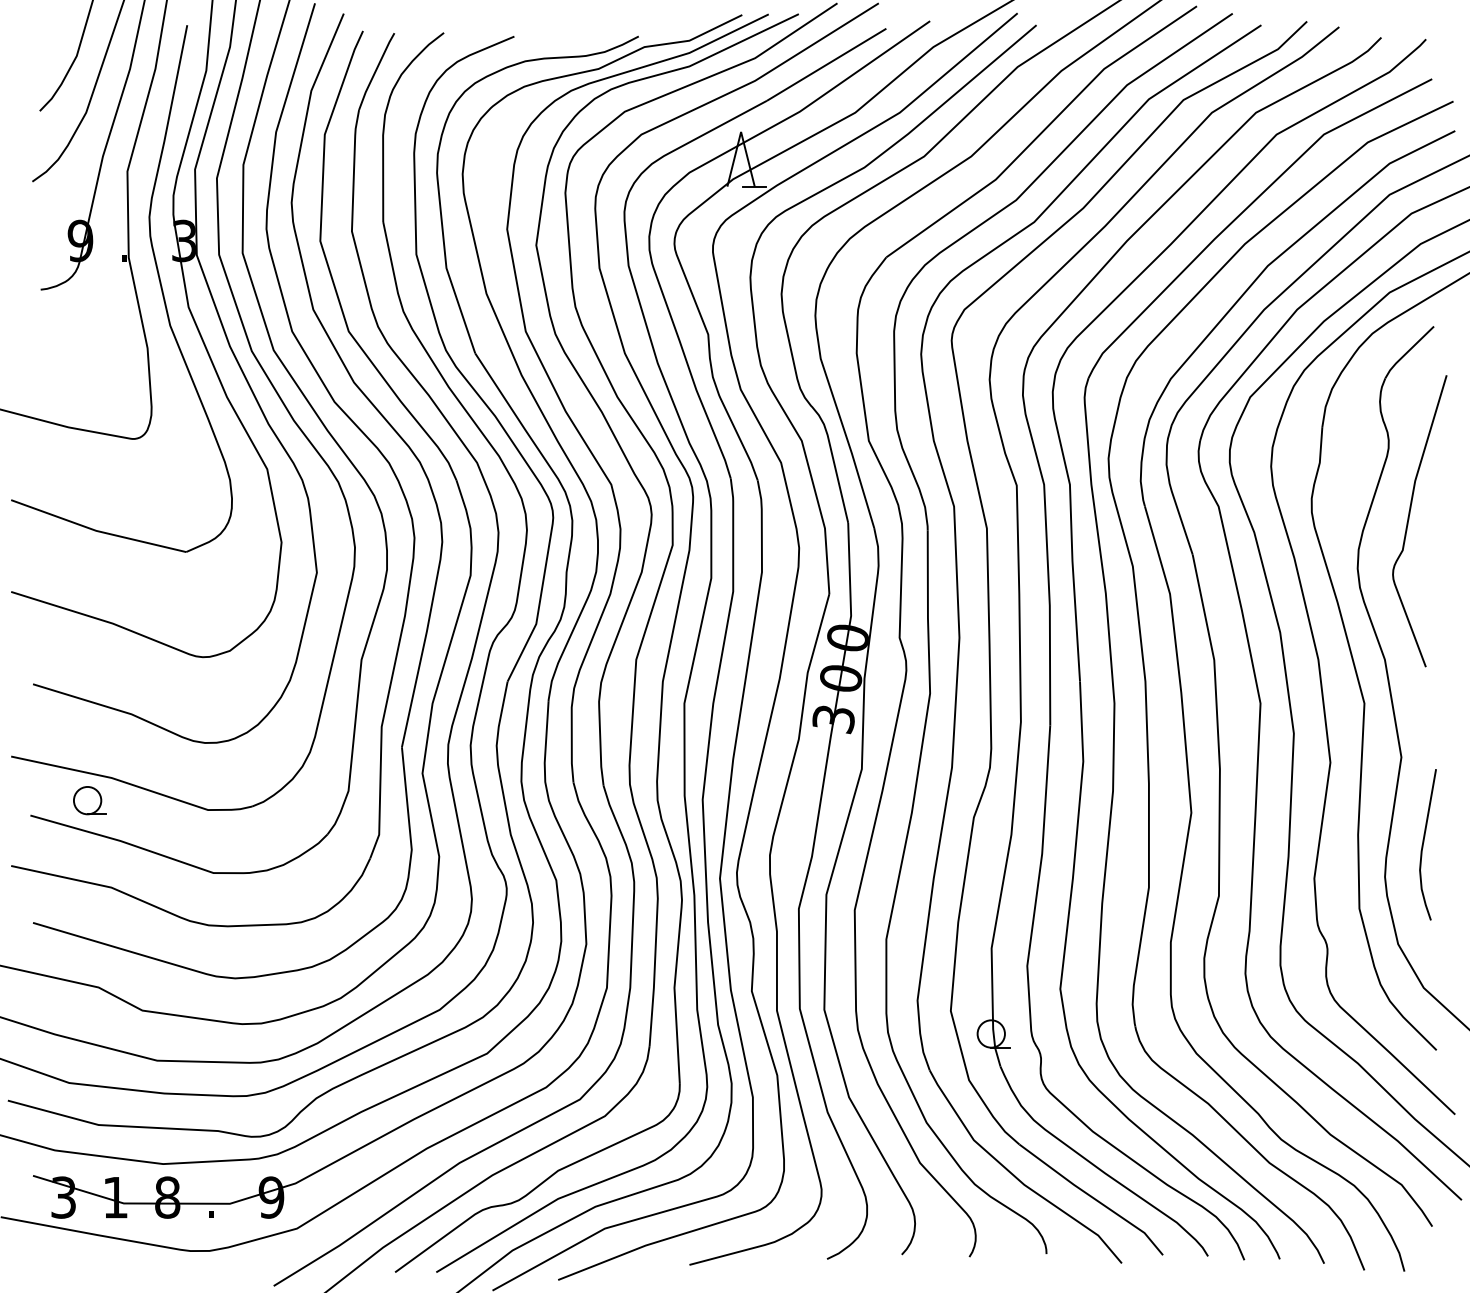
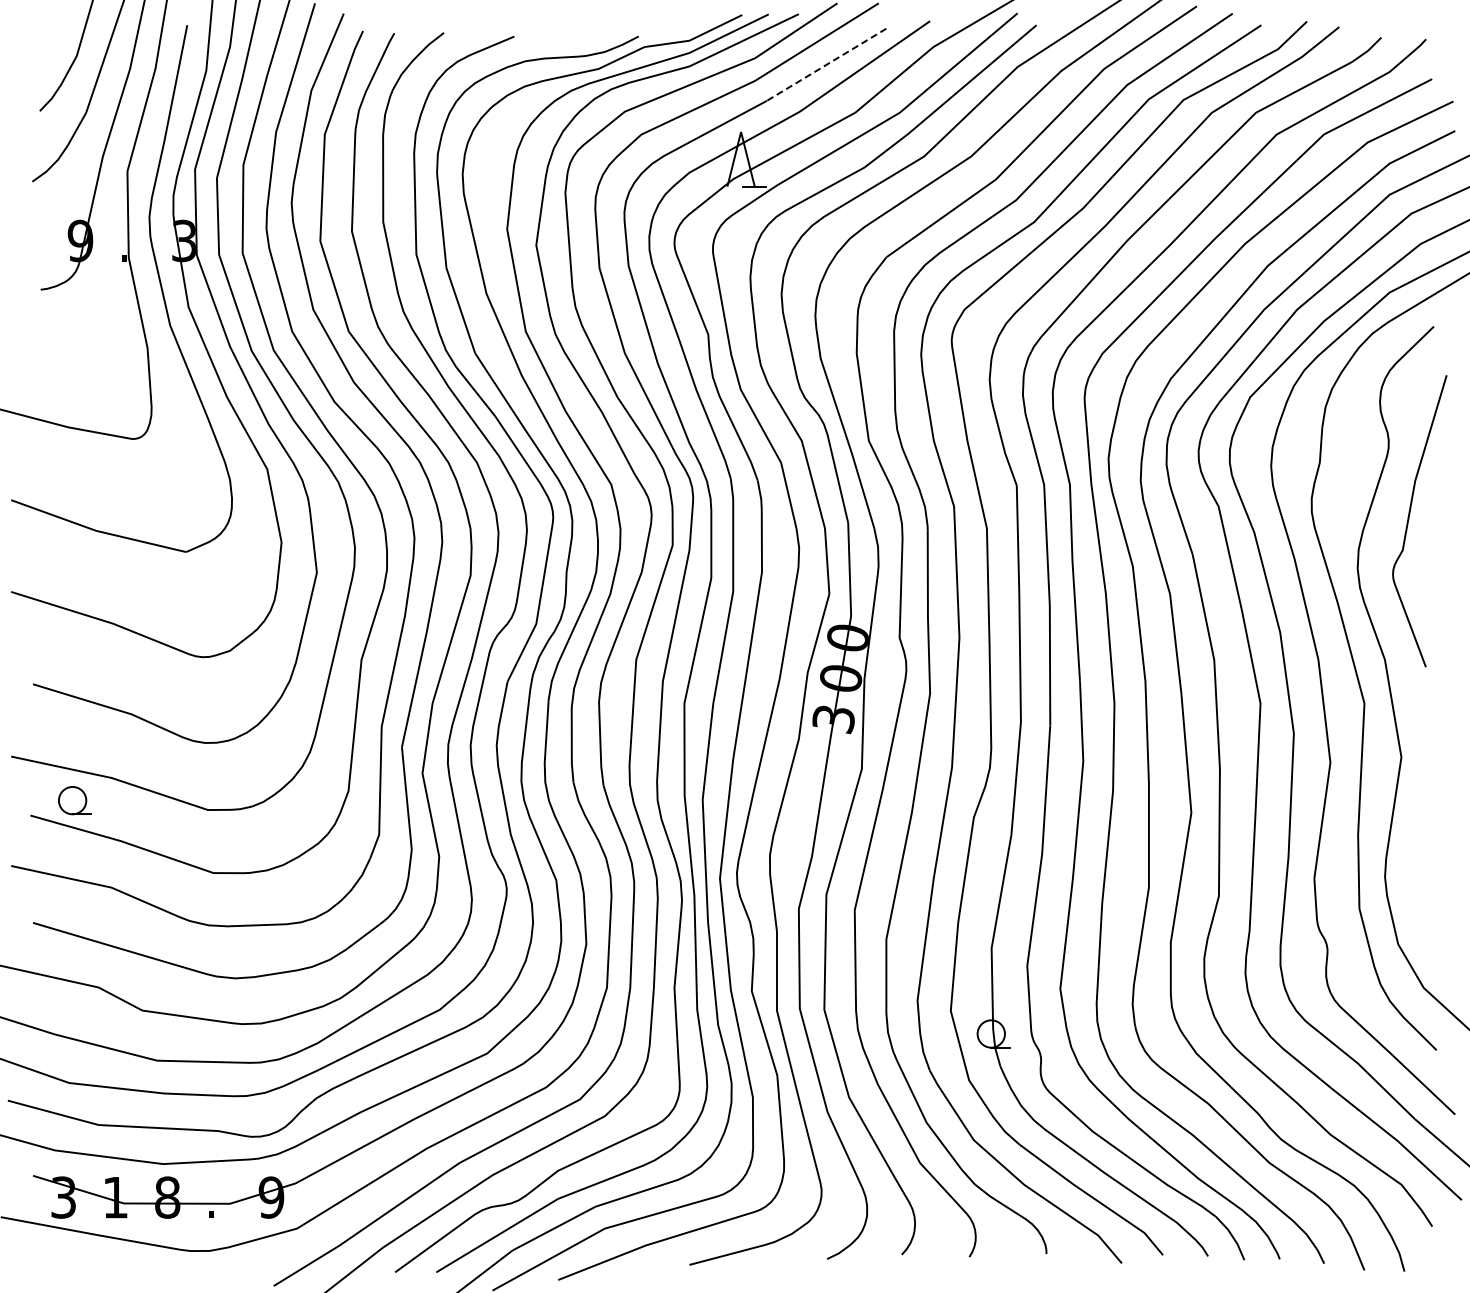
line: solid -> dashed (826, 64)
part position: (89, 800) -> (74, 800) (74, 800)
curve: present -> none (1424, 842)
